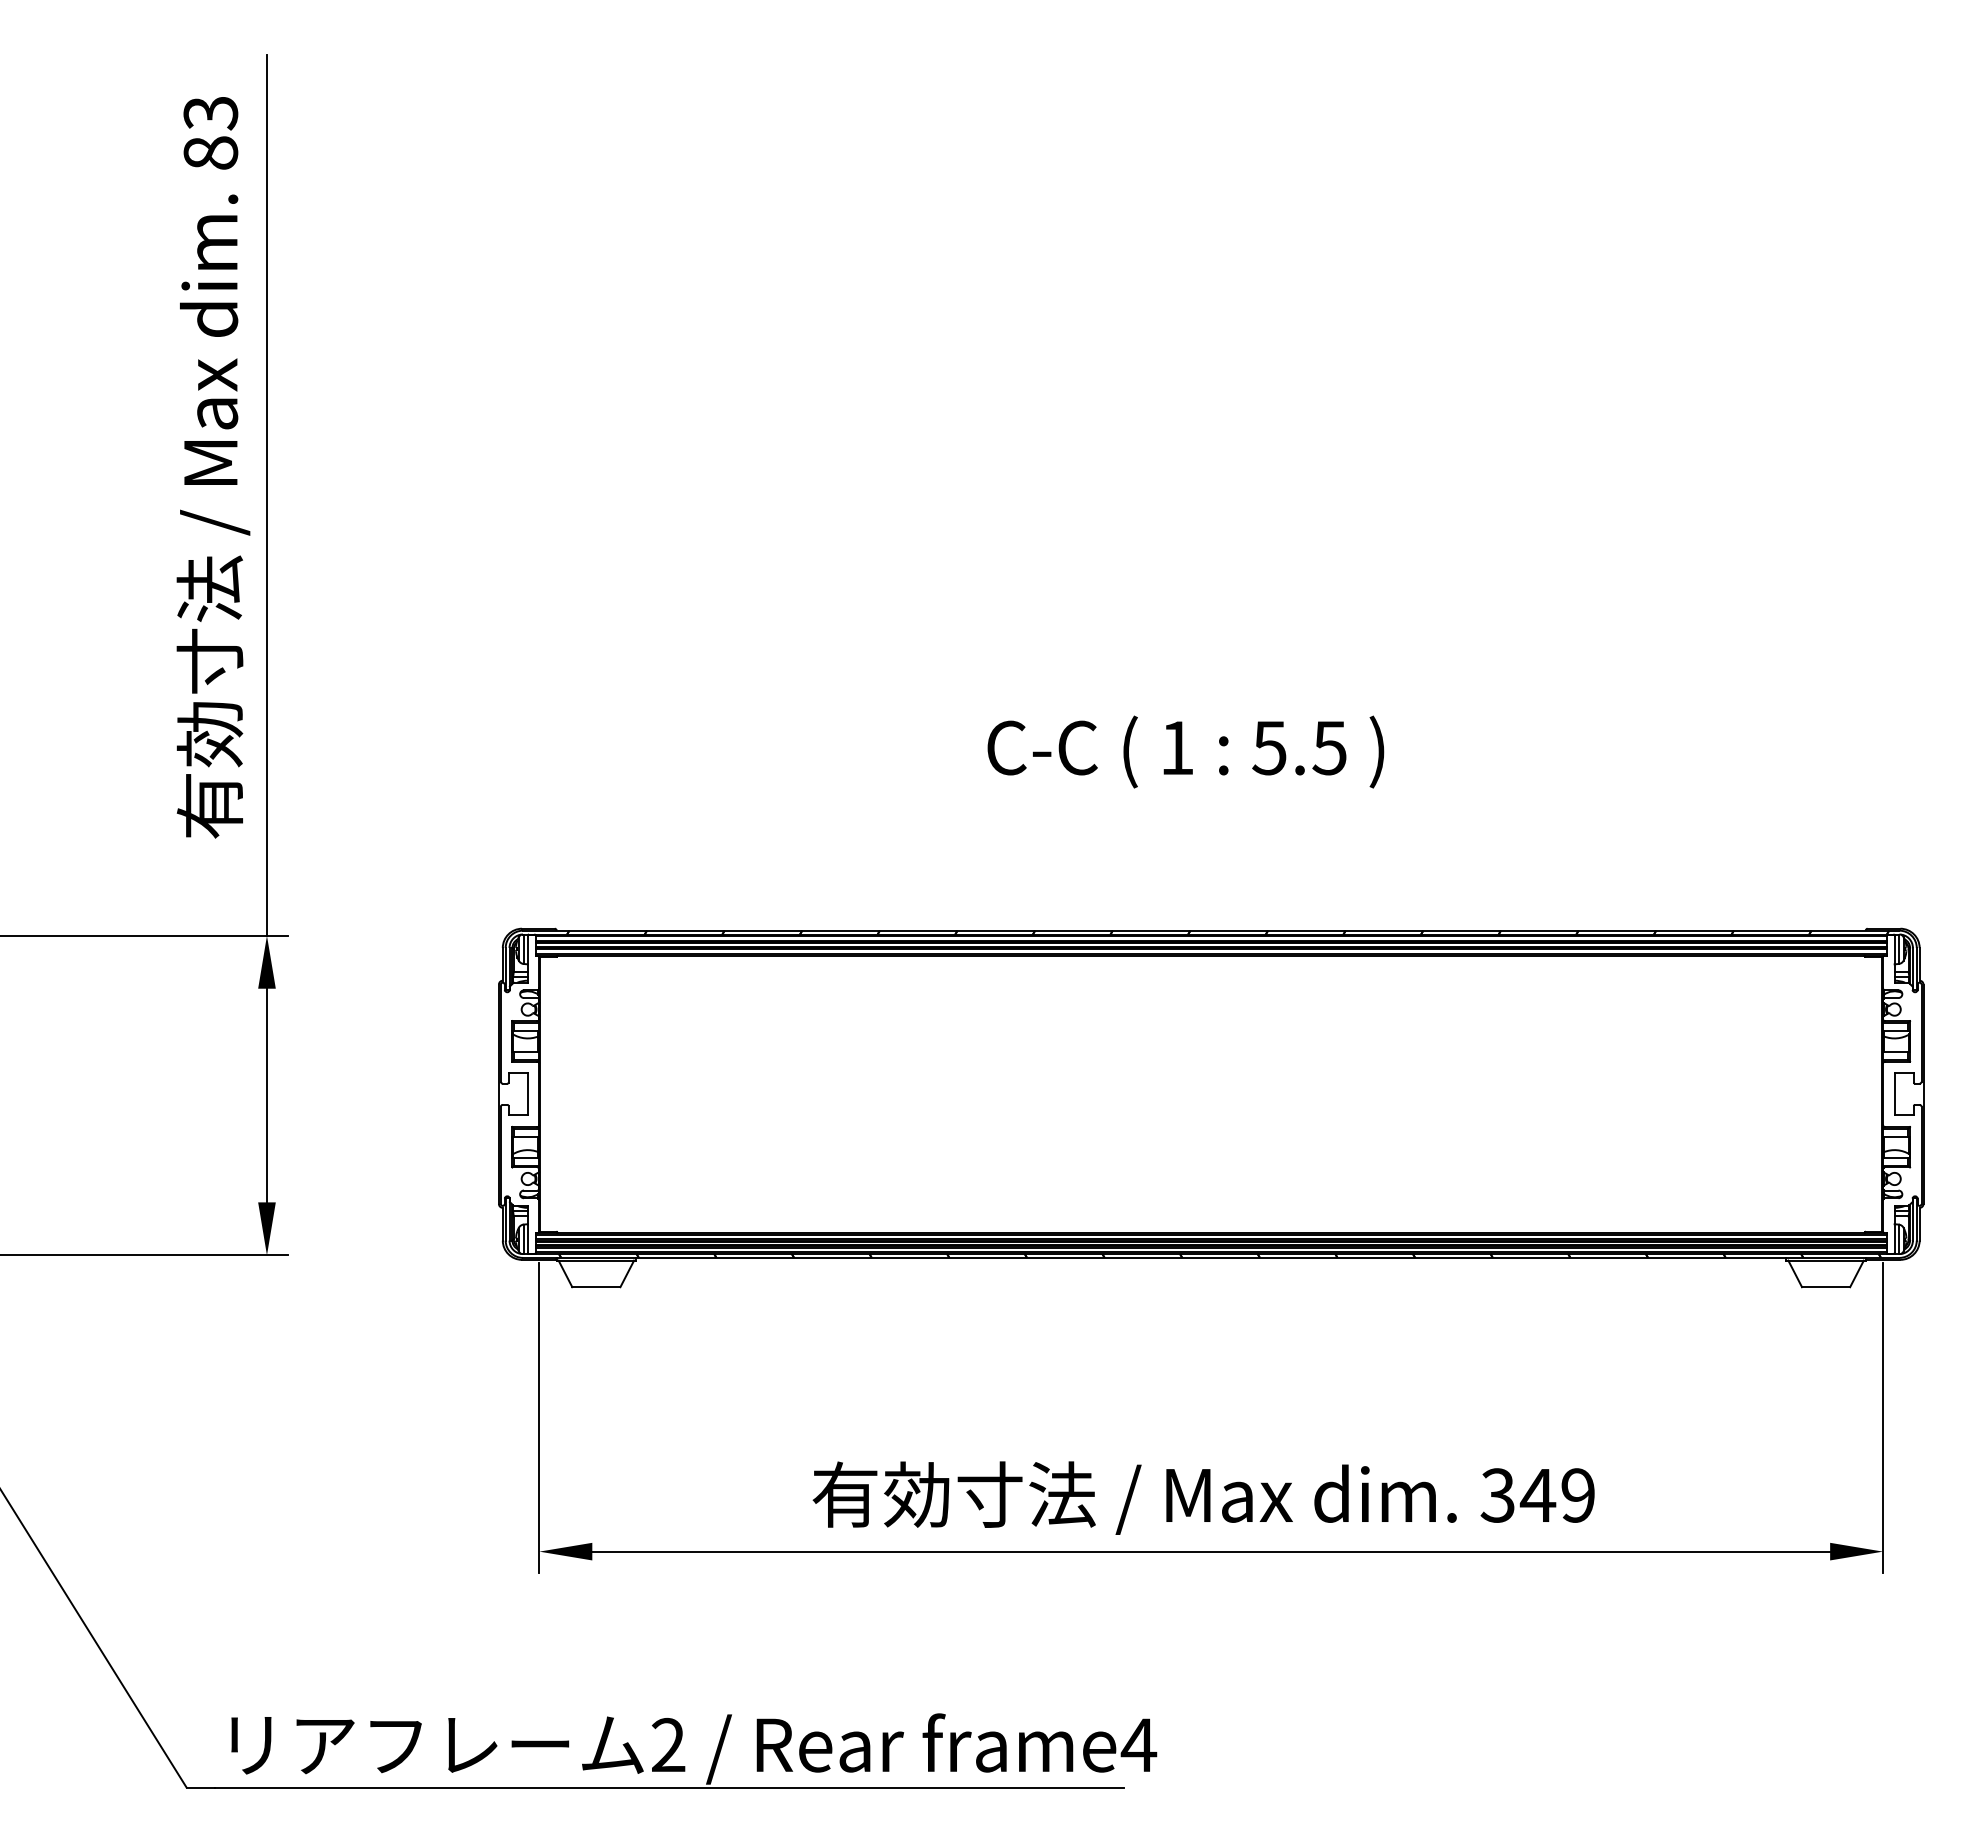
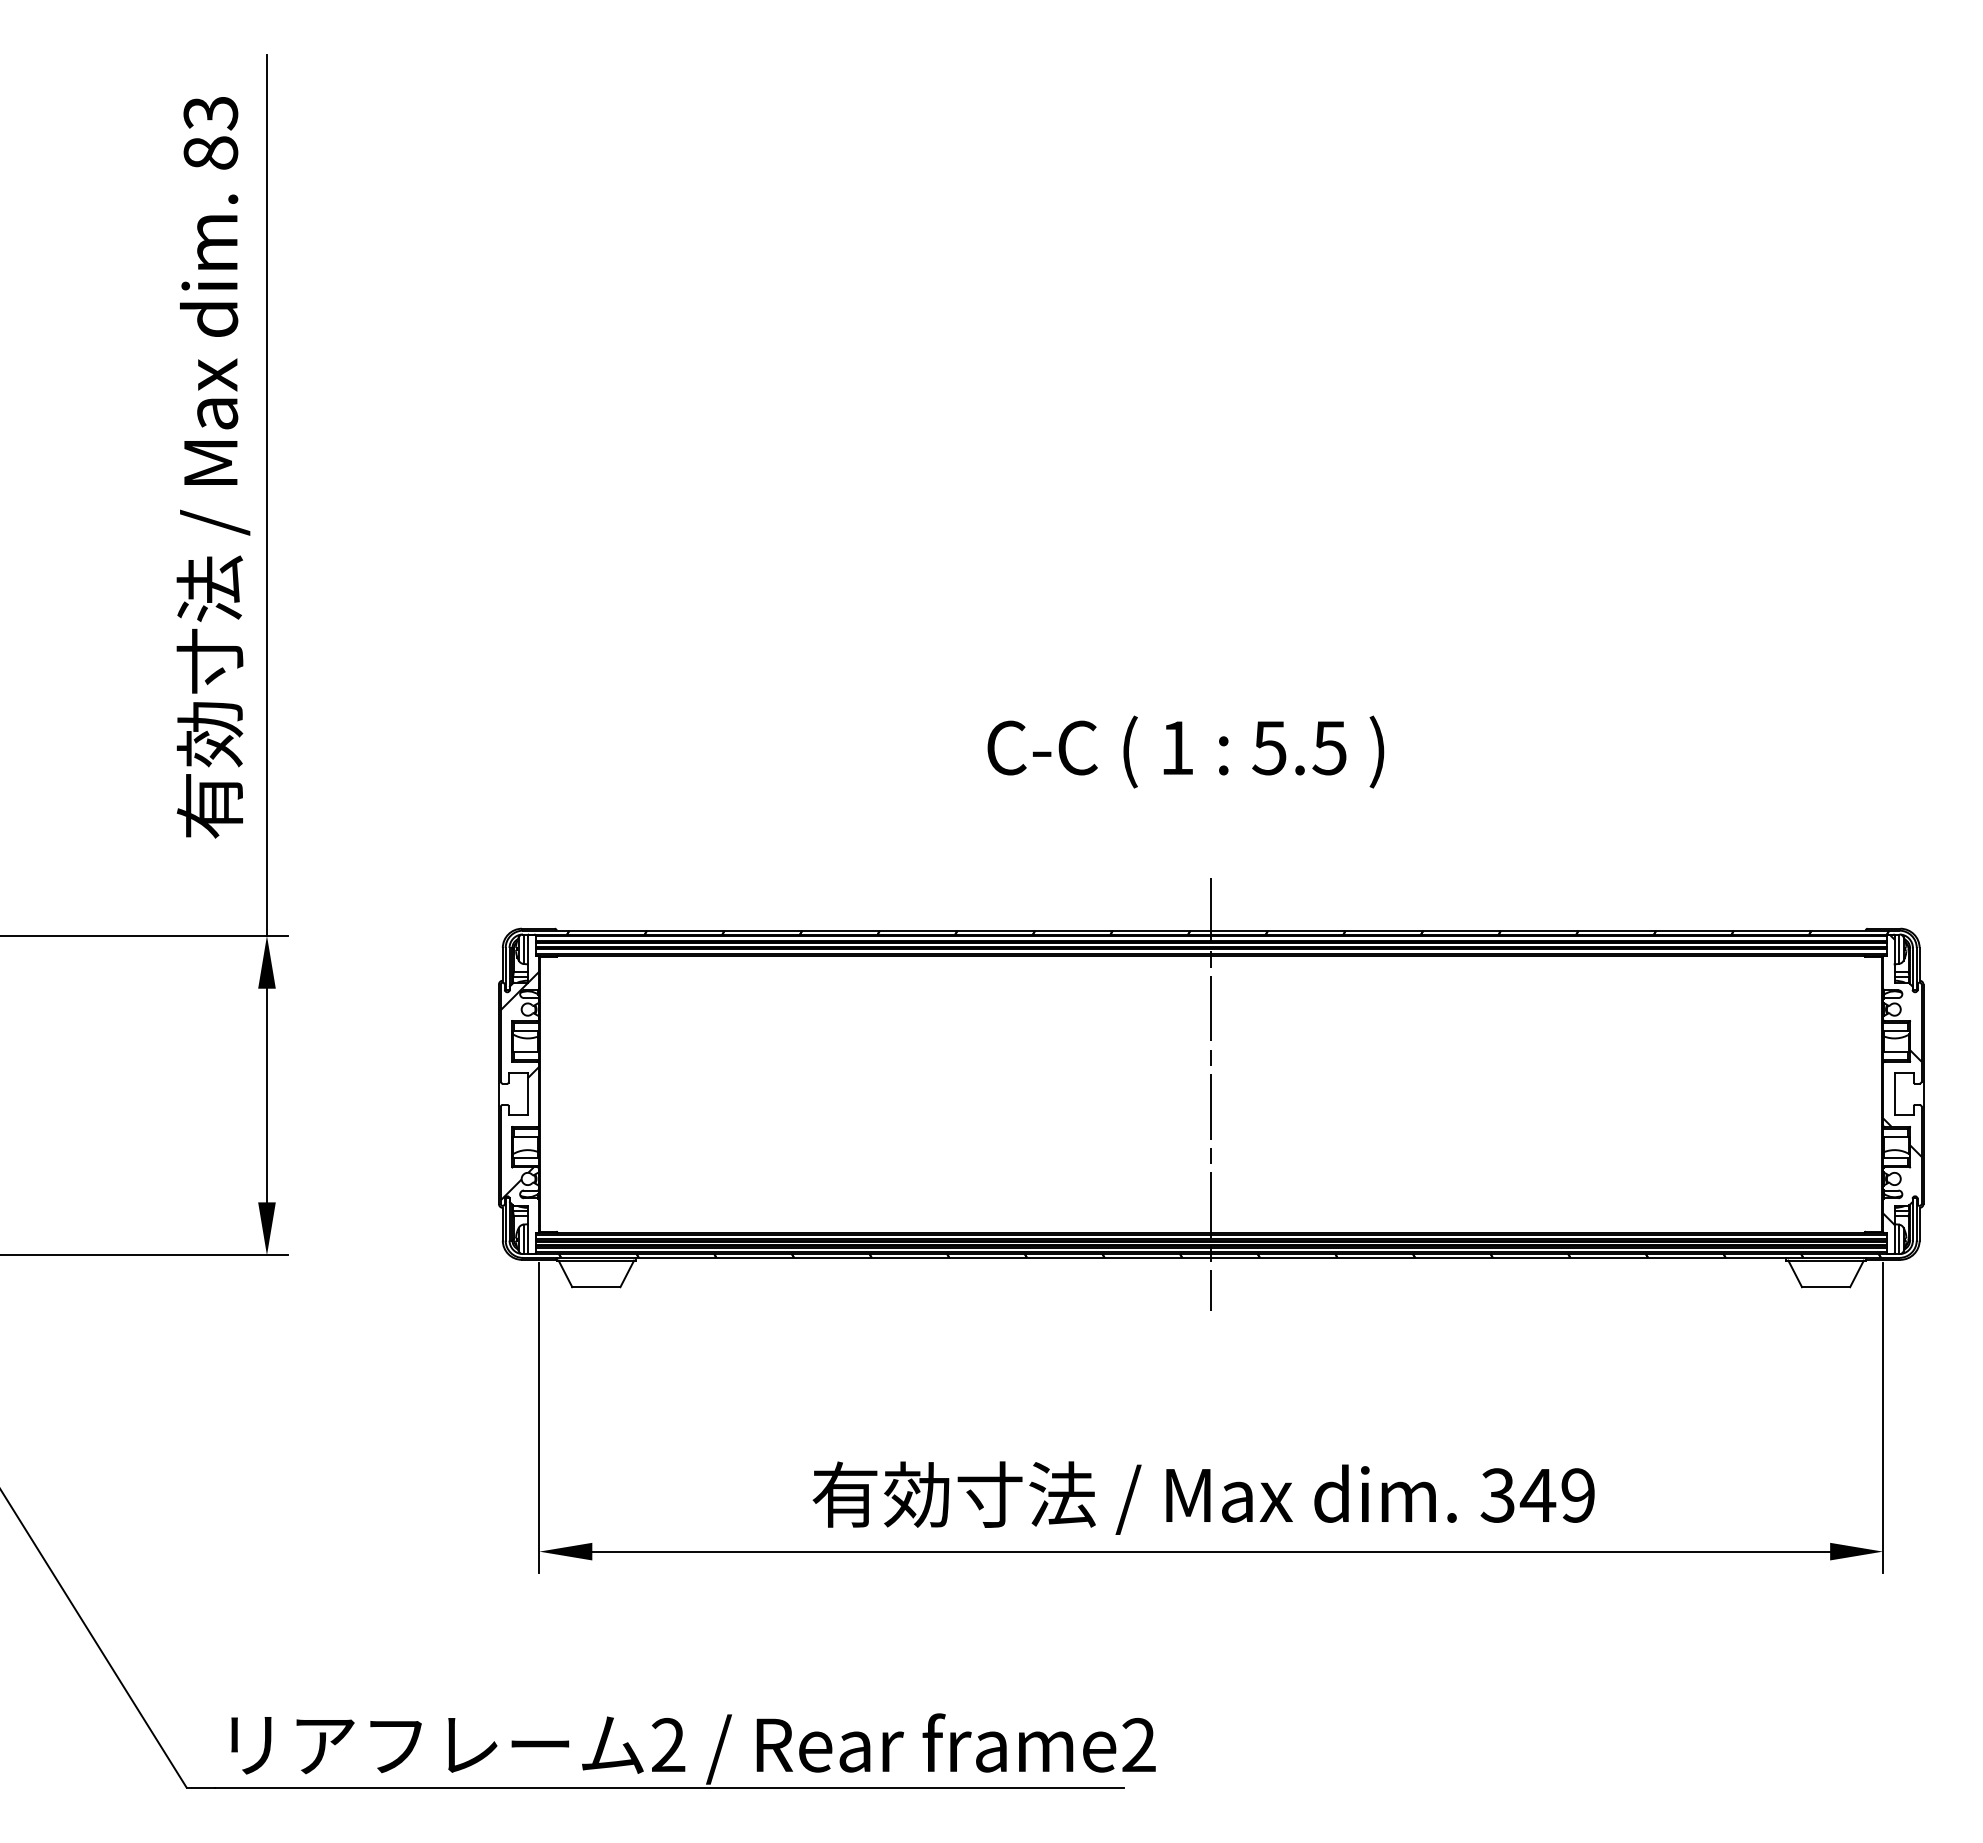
hatch: none -> present (1902, 1079)
hatch: none -> present (519, 1085)
line: none -> present (1211, 1093)
text: frame4 -> frame2 (1138, 1744)
